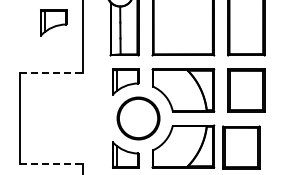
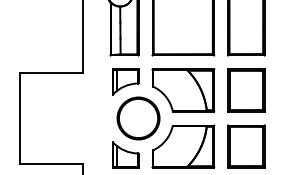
part: present -> none (53, 22)
line: dashed -> solid (51, 72)
part position: (241, 147) -> (246, 146) (246, 146)
line: dashed -> solid (51, 164)
